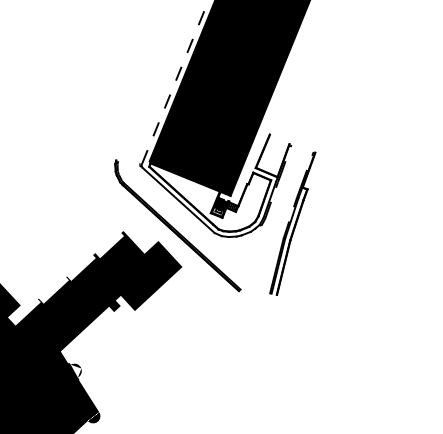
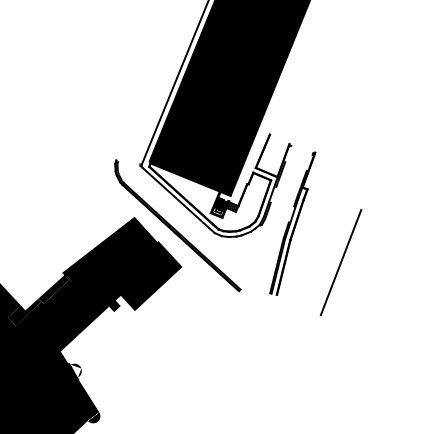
line: dashed -> solid (175, 81)
line: none -> present (340, 262)
fill: none -> present (82, 270)
